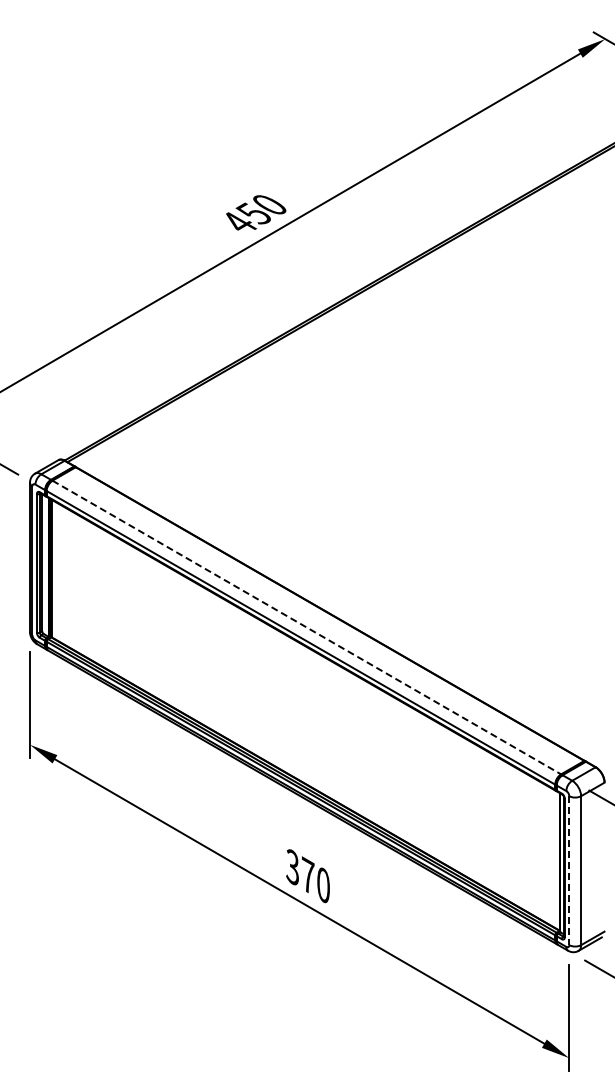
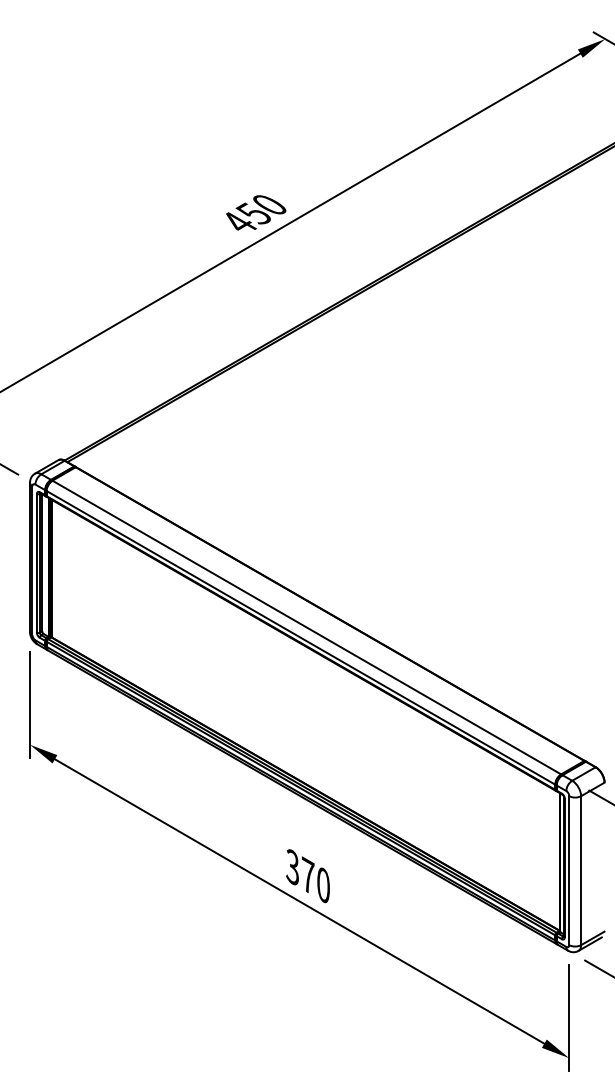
line: dashed -> solid (306, 627)
line: dashed -> solid (569, 871)
